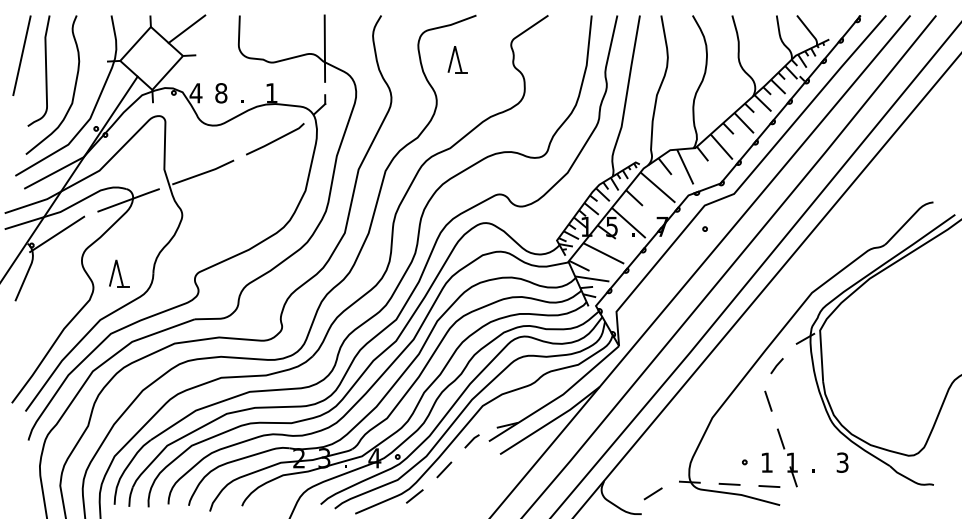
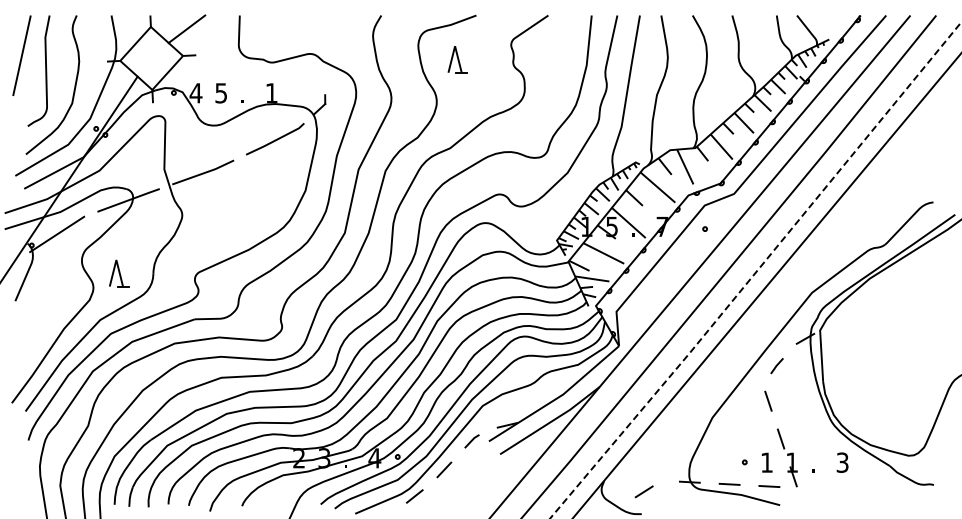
line: present -> none (324, 48)
text: 8 -> 5 (221, 93)
line: solid -> dashed (756, 272)
line position: (652, 493) -> (643, 491) (643, 491)
